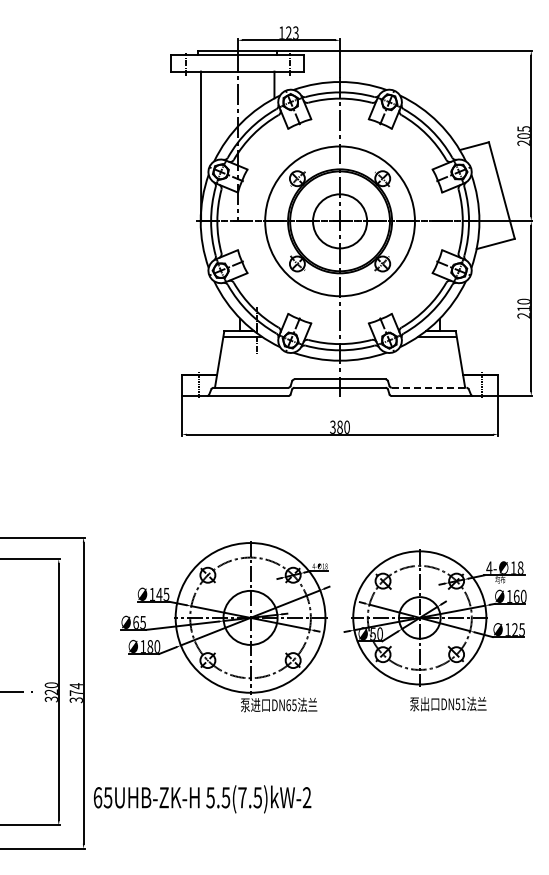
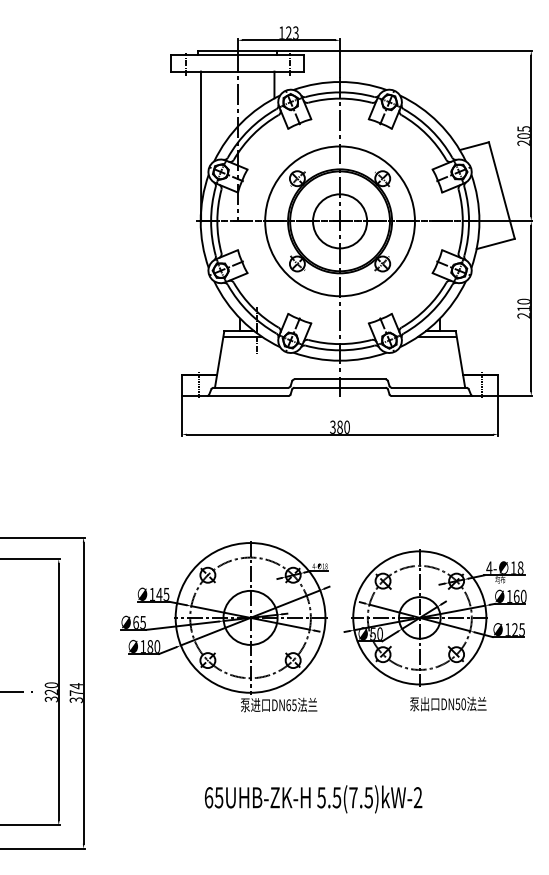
line: dashed -> solid (429, 387)
text: DN51 -> DN50 (463, 704)
text position: (202, 799) -> (313, 799) (313, 799)
